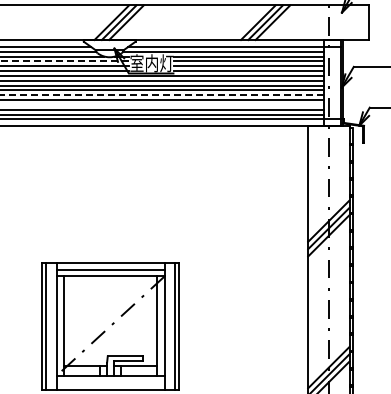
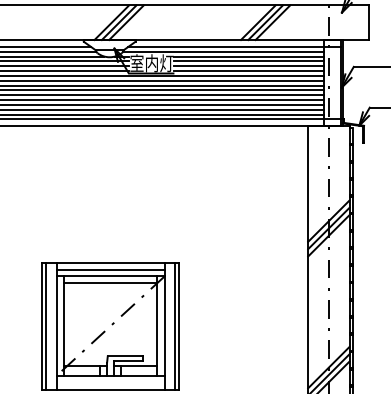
line: dashed -> solid (64, 61)
line: dashed -> solid (161, 95)
line: none -> present (162, 104)
line: none -> present (110, 283)
